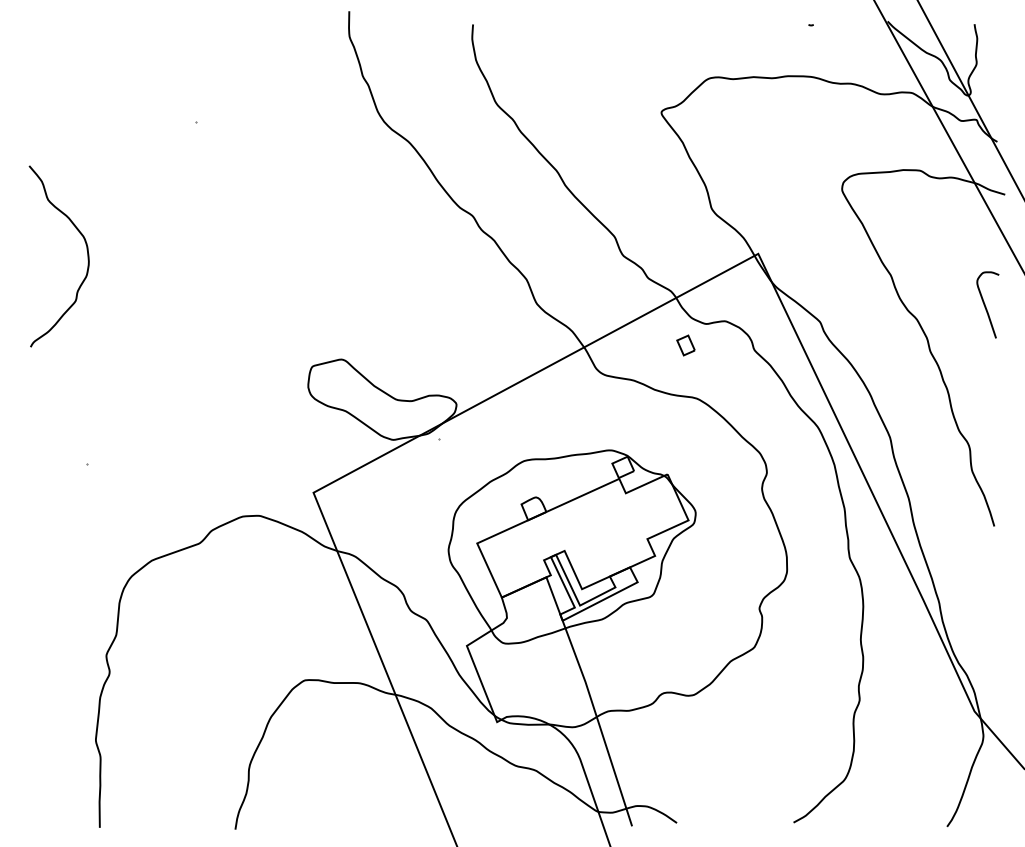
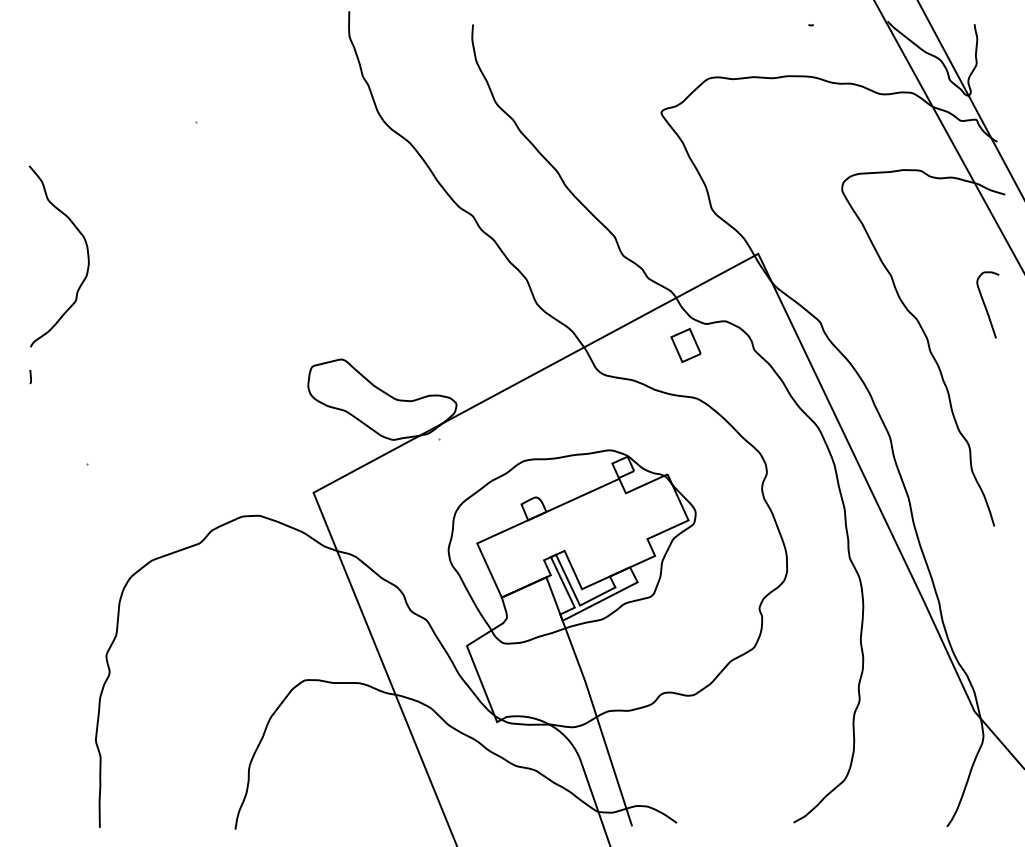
part size: 20x23 px -> 32x35 px (685, 345)
line: none -> present (30, 376)
